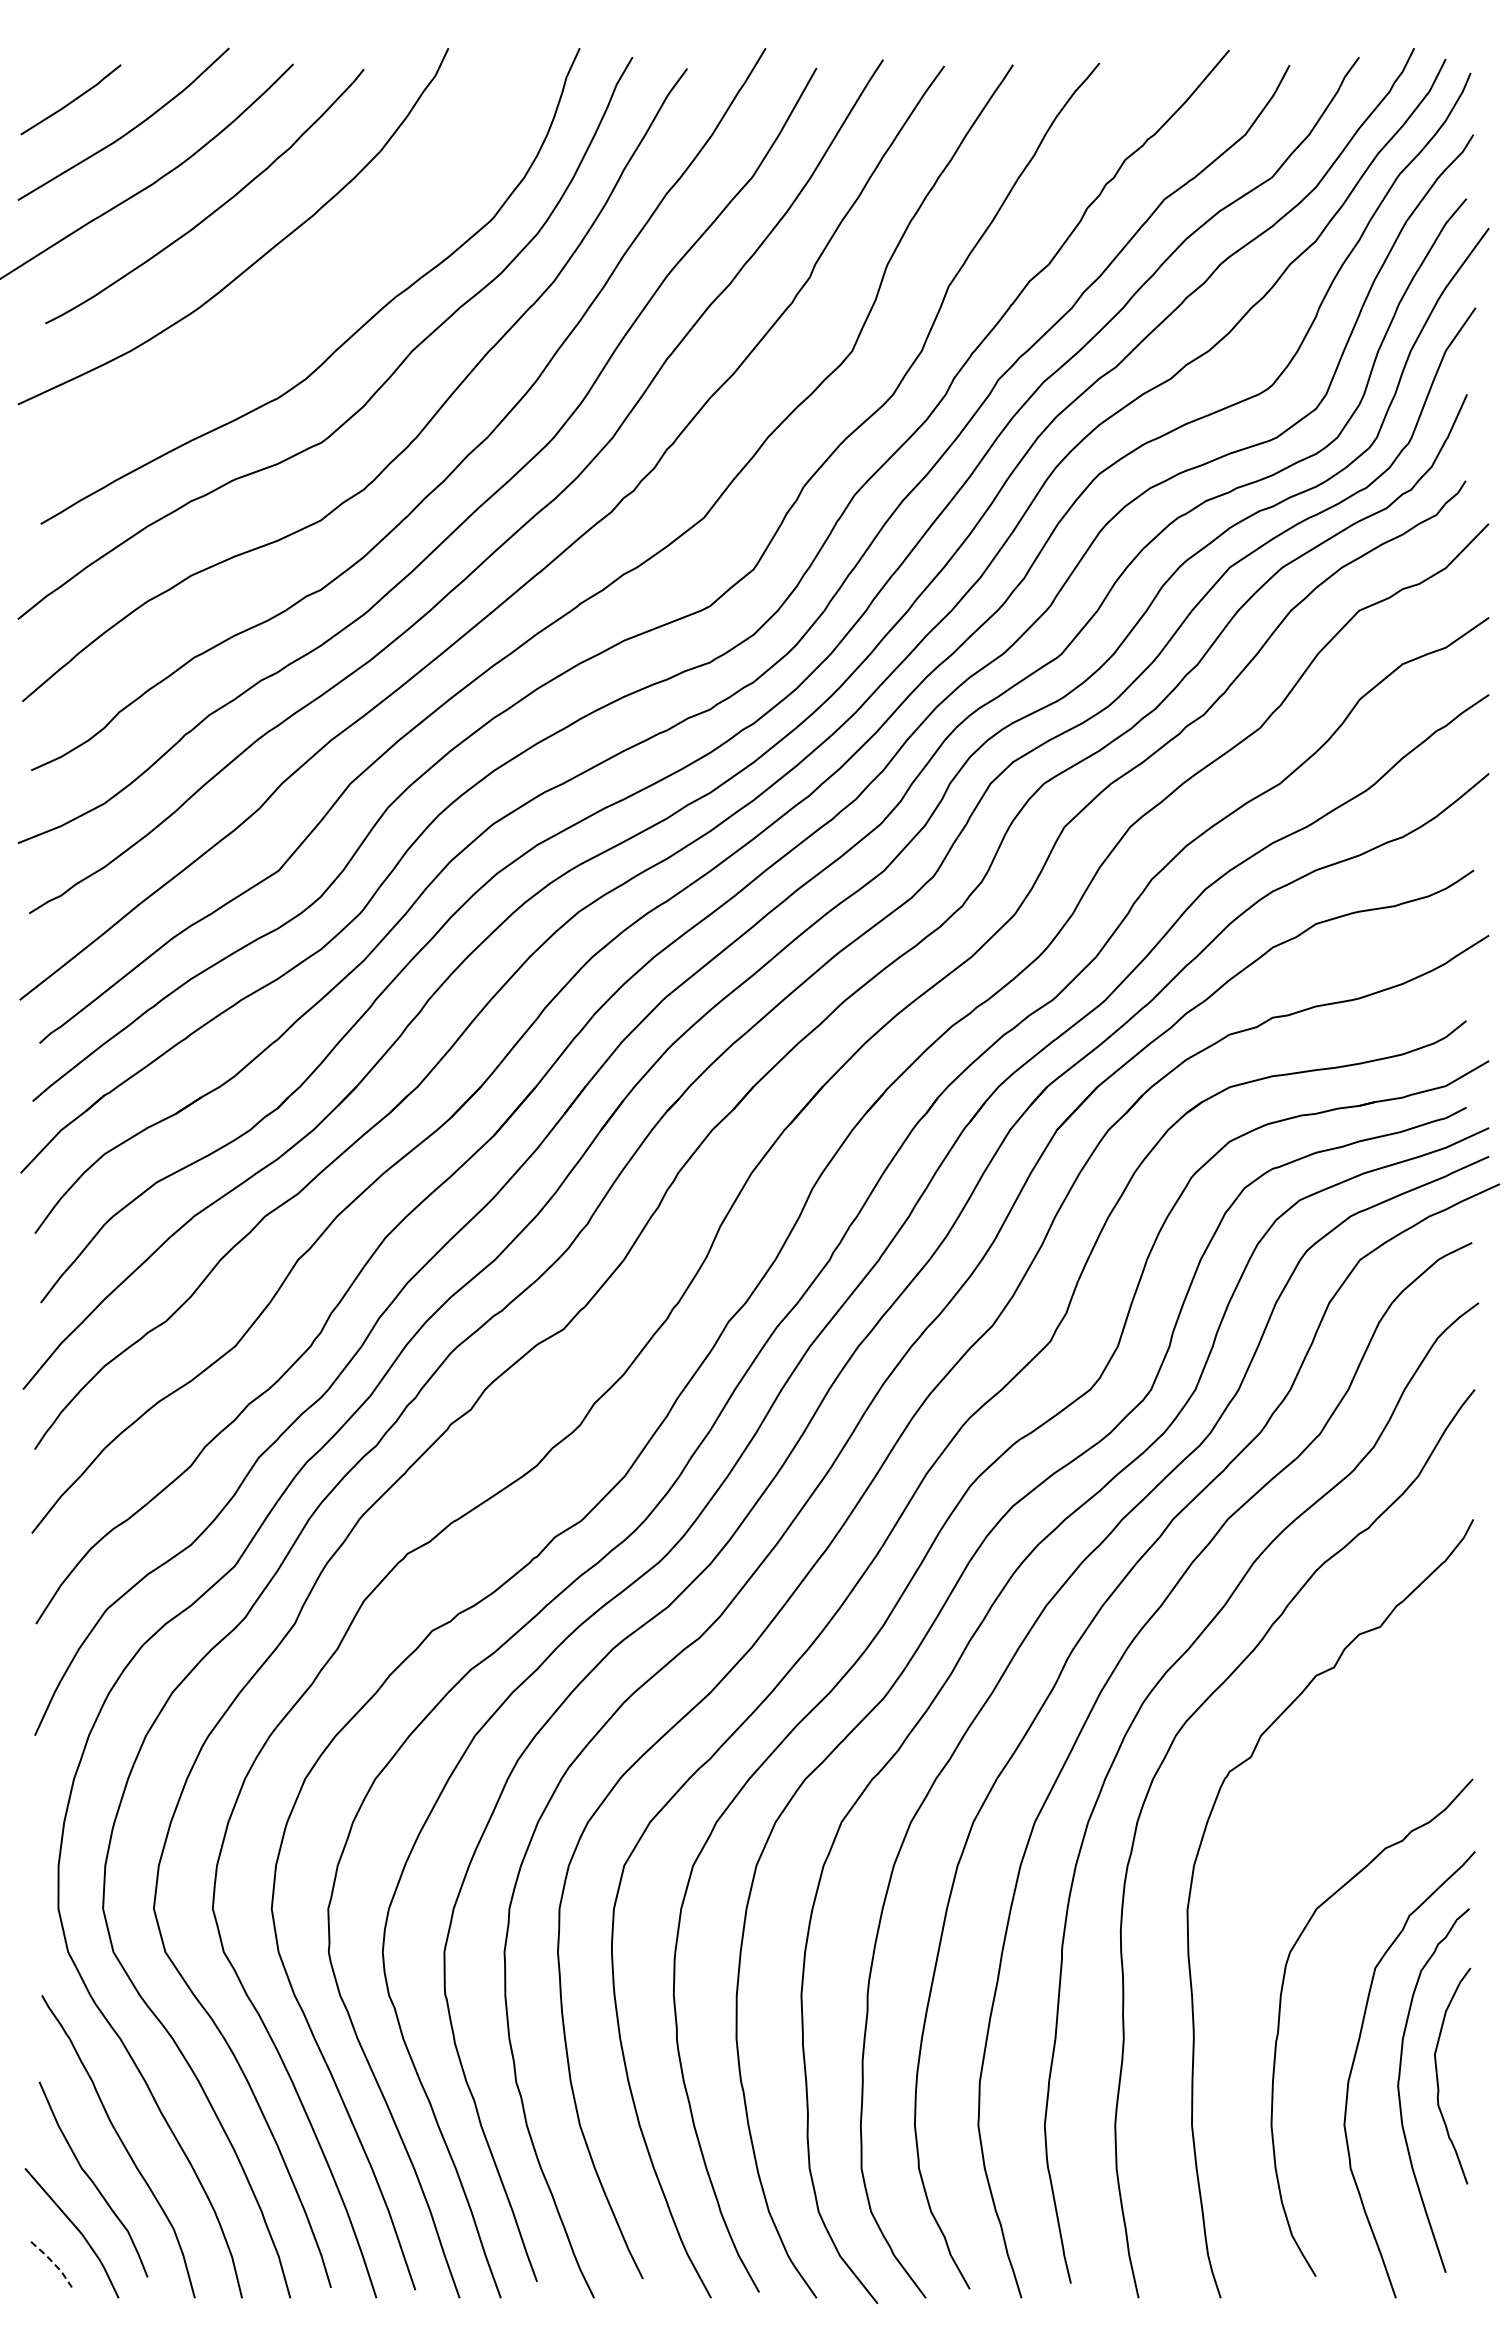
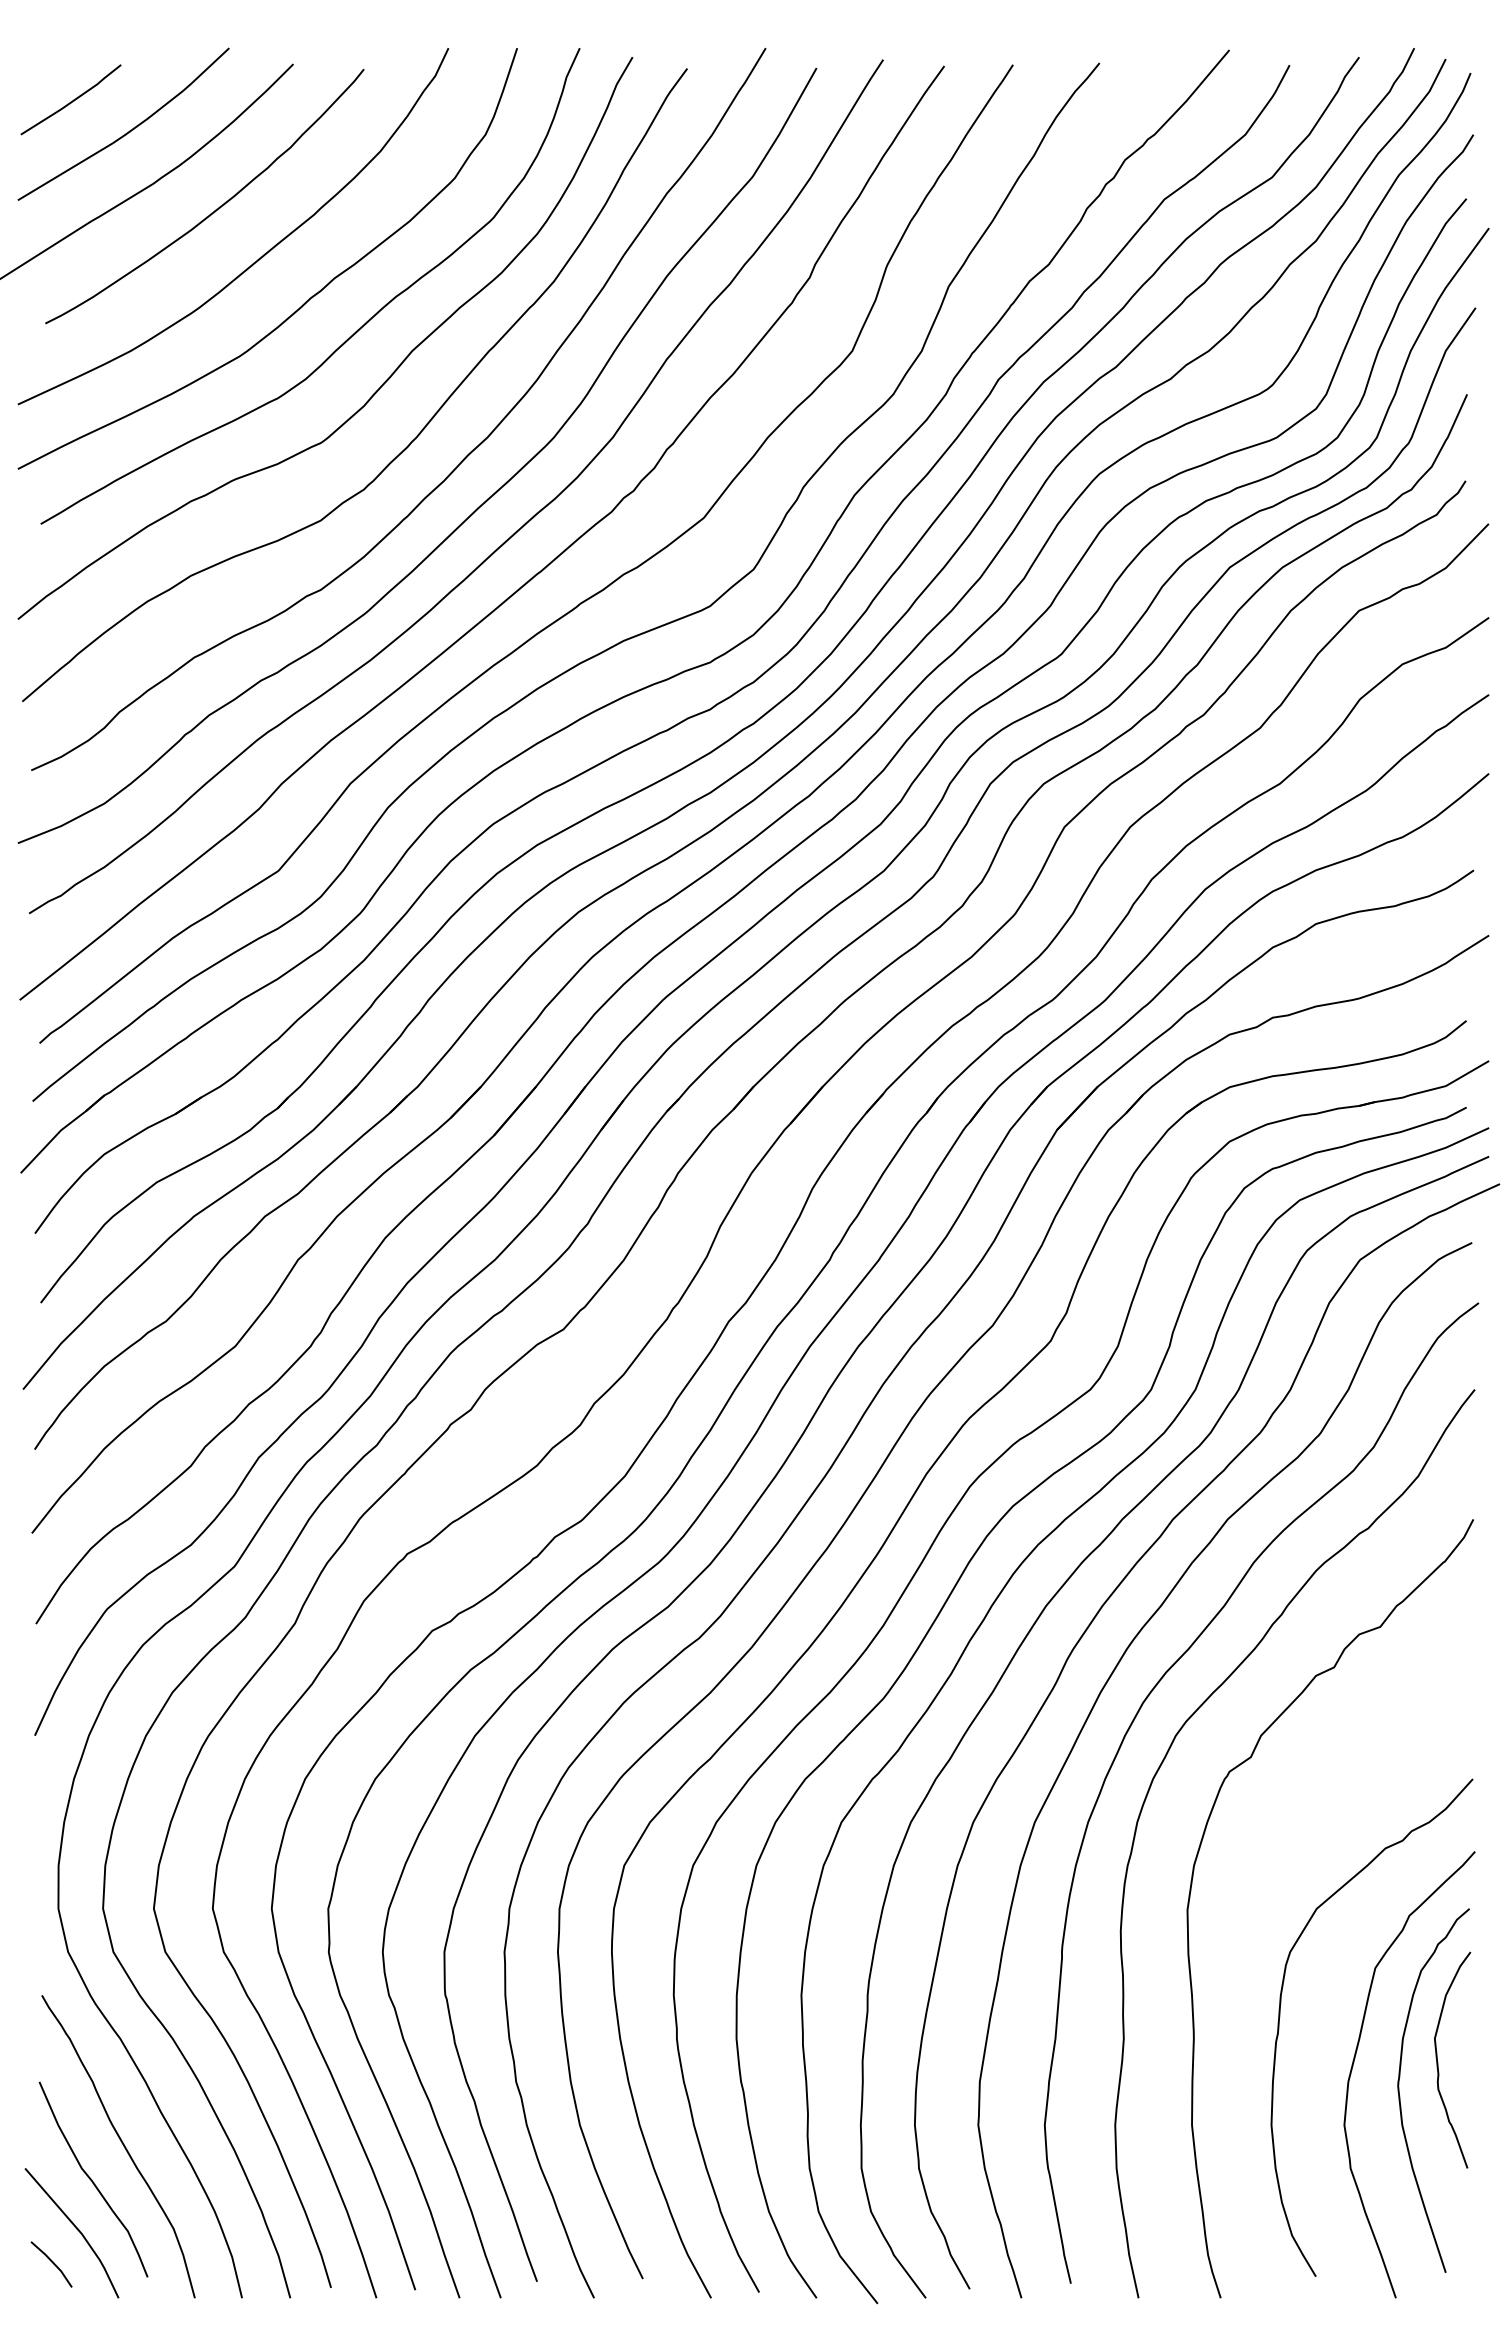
curve: none -> present (306, 300)
curve position: (1438, 2078) -> (1438, 2062) (1438, 2062)
line: dashed -> solid (53, 2263)
